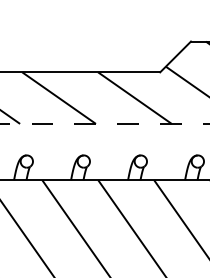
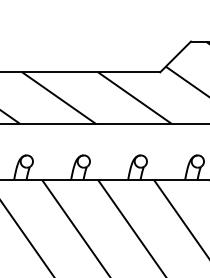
line: dashed -> solid (105, 123)
